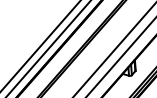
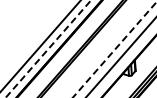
line: solid -> dashed (48, 49)
line: solid -> dashed (114, 50)
